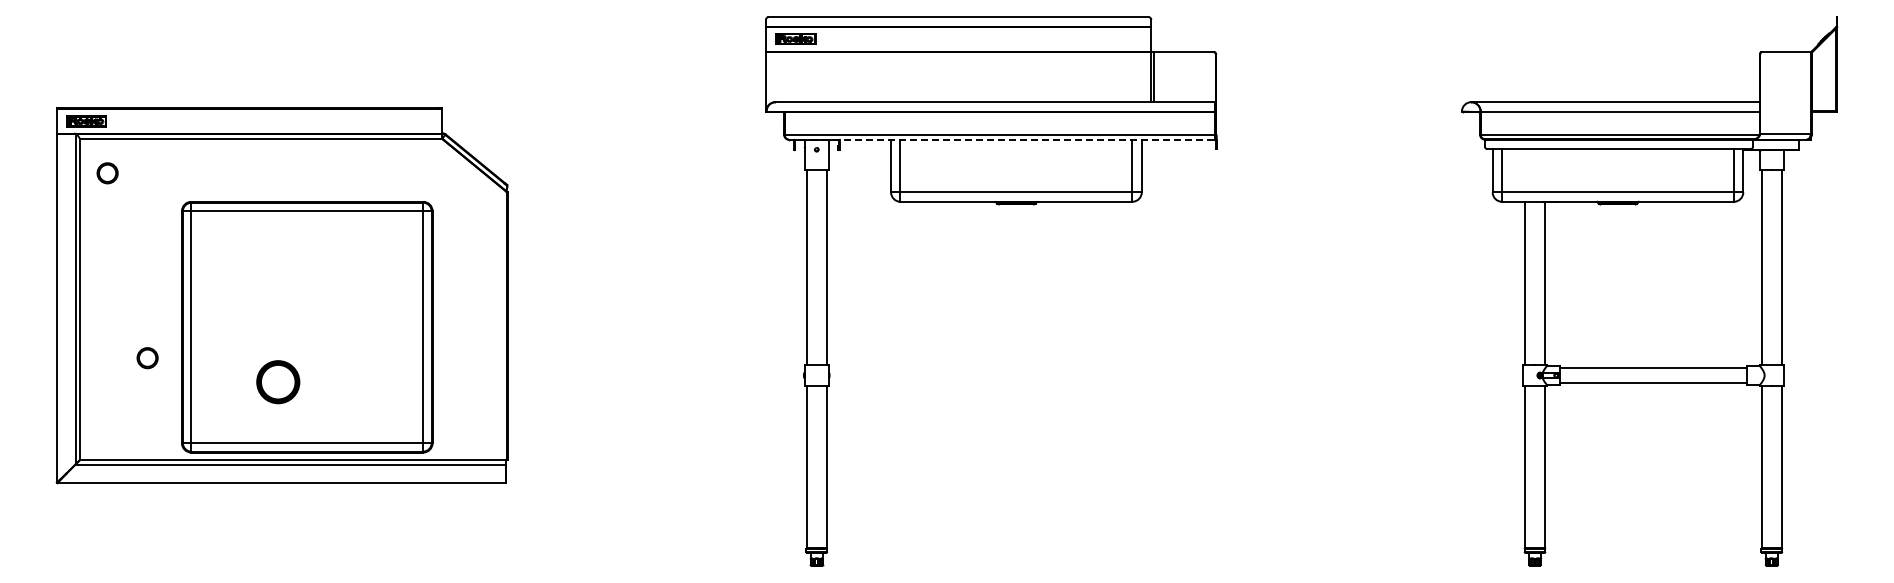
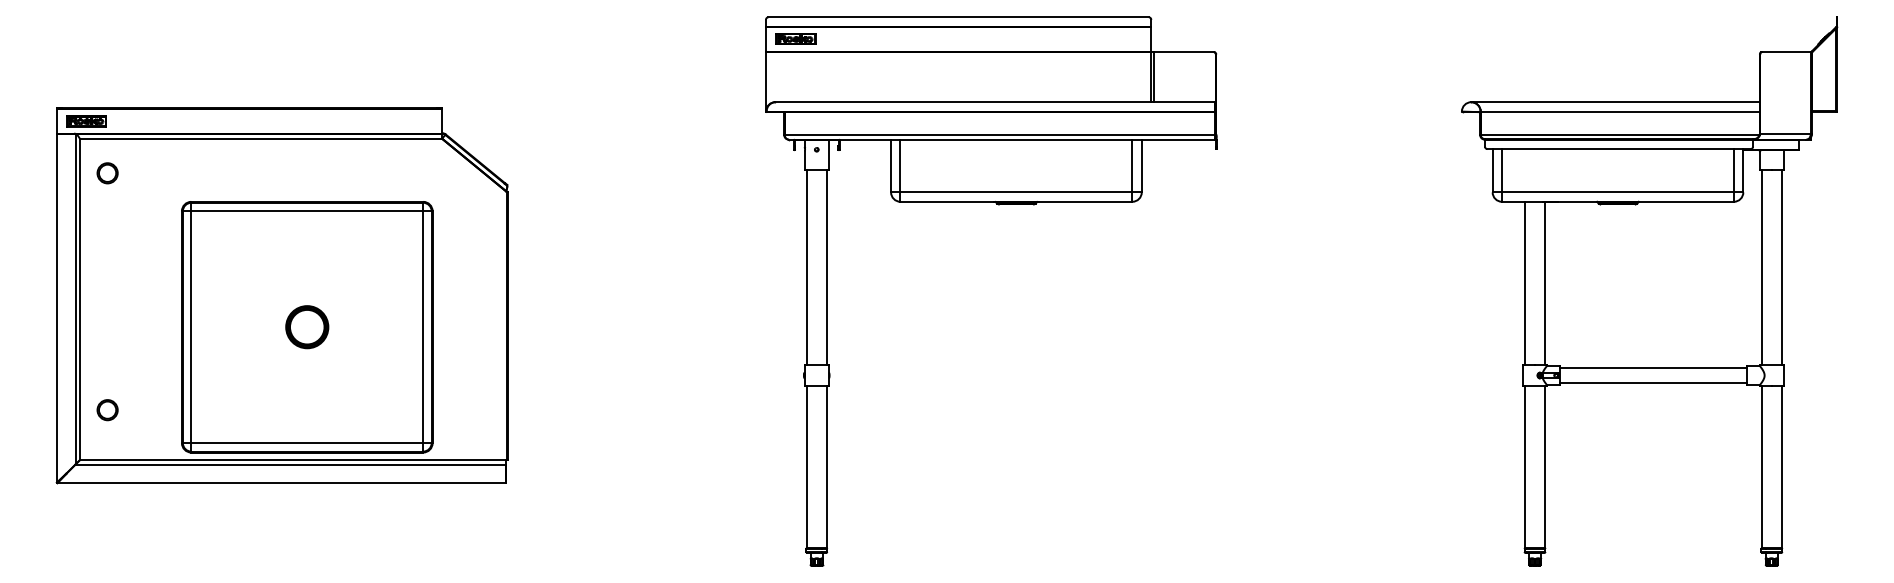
line: dashed -> solid (1001, 139)
part position: (147, 358) -> (107, 410) (107, 410)
part position: (278, 382) -> (307, 327) (307, 327)
